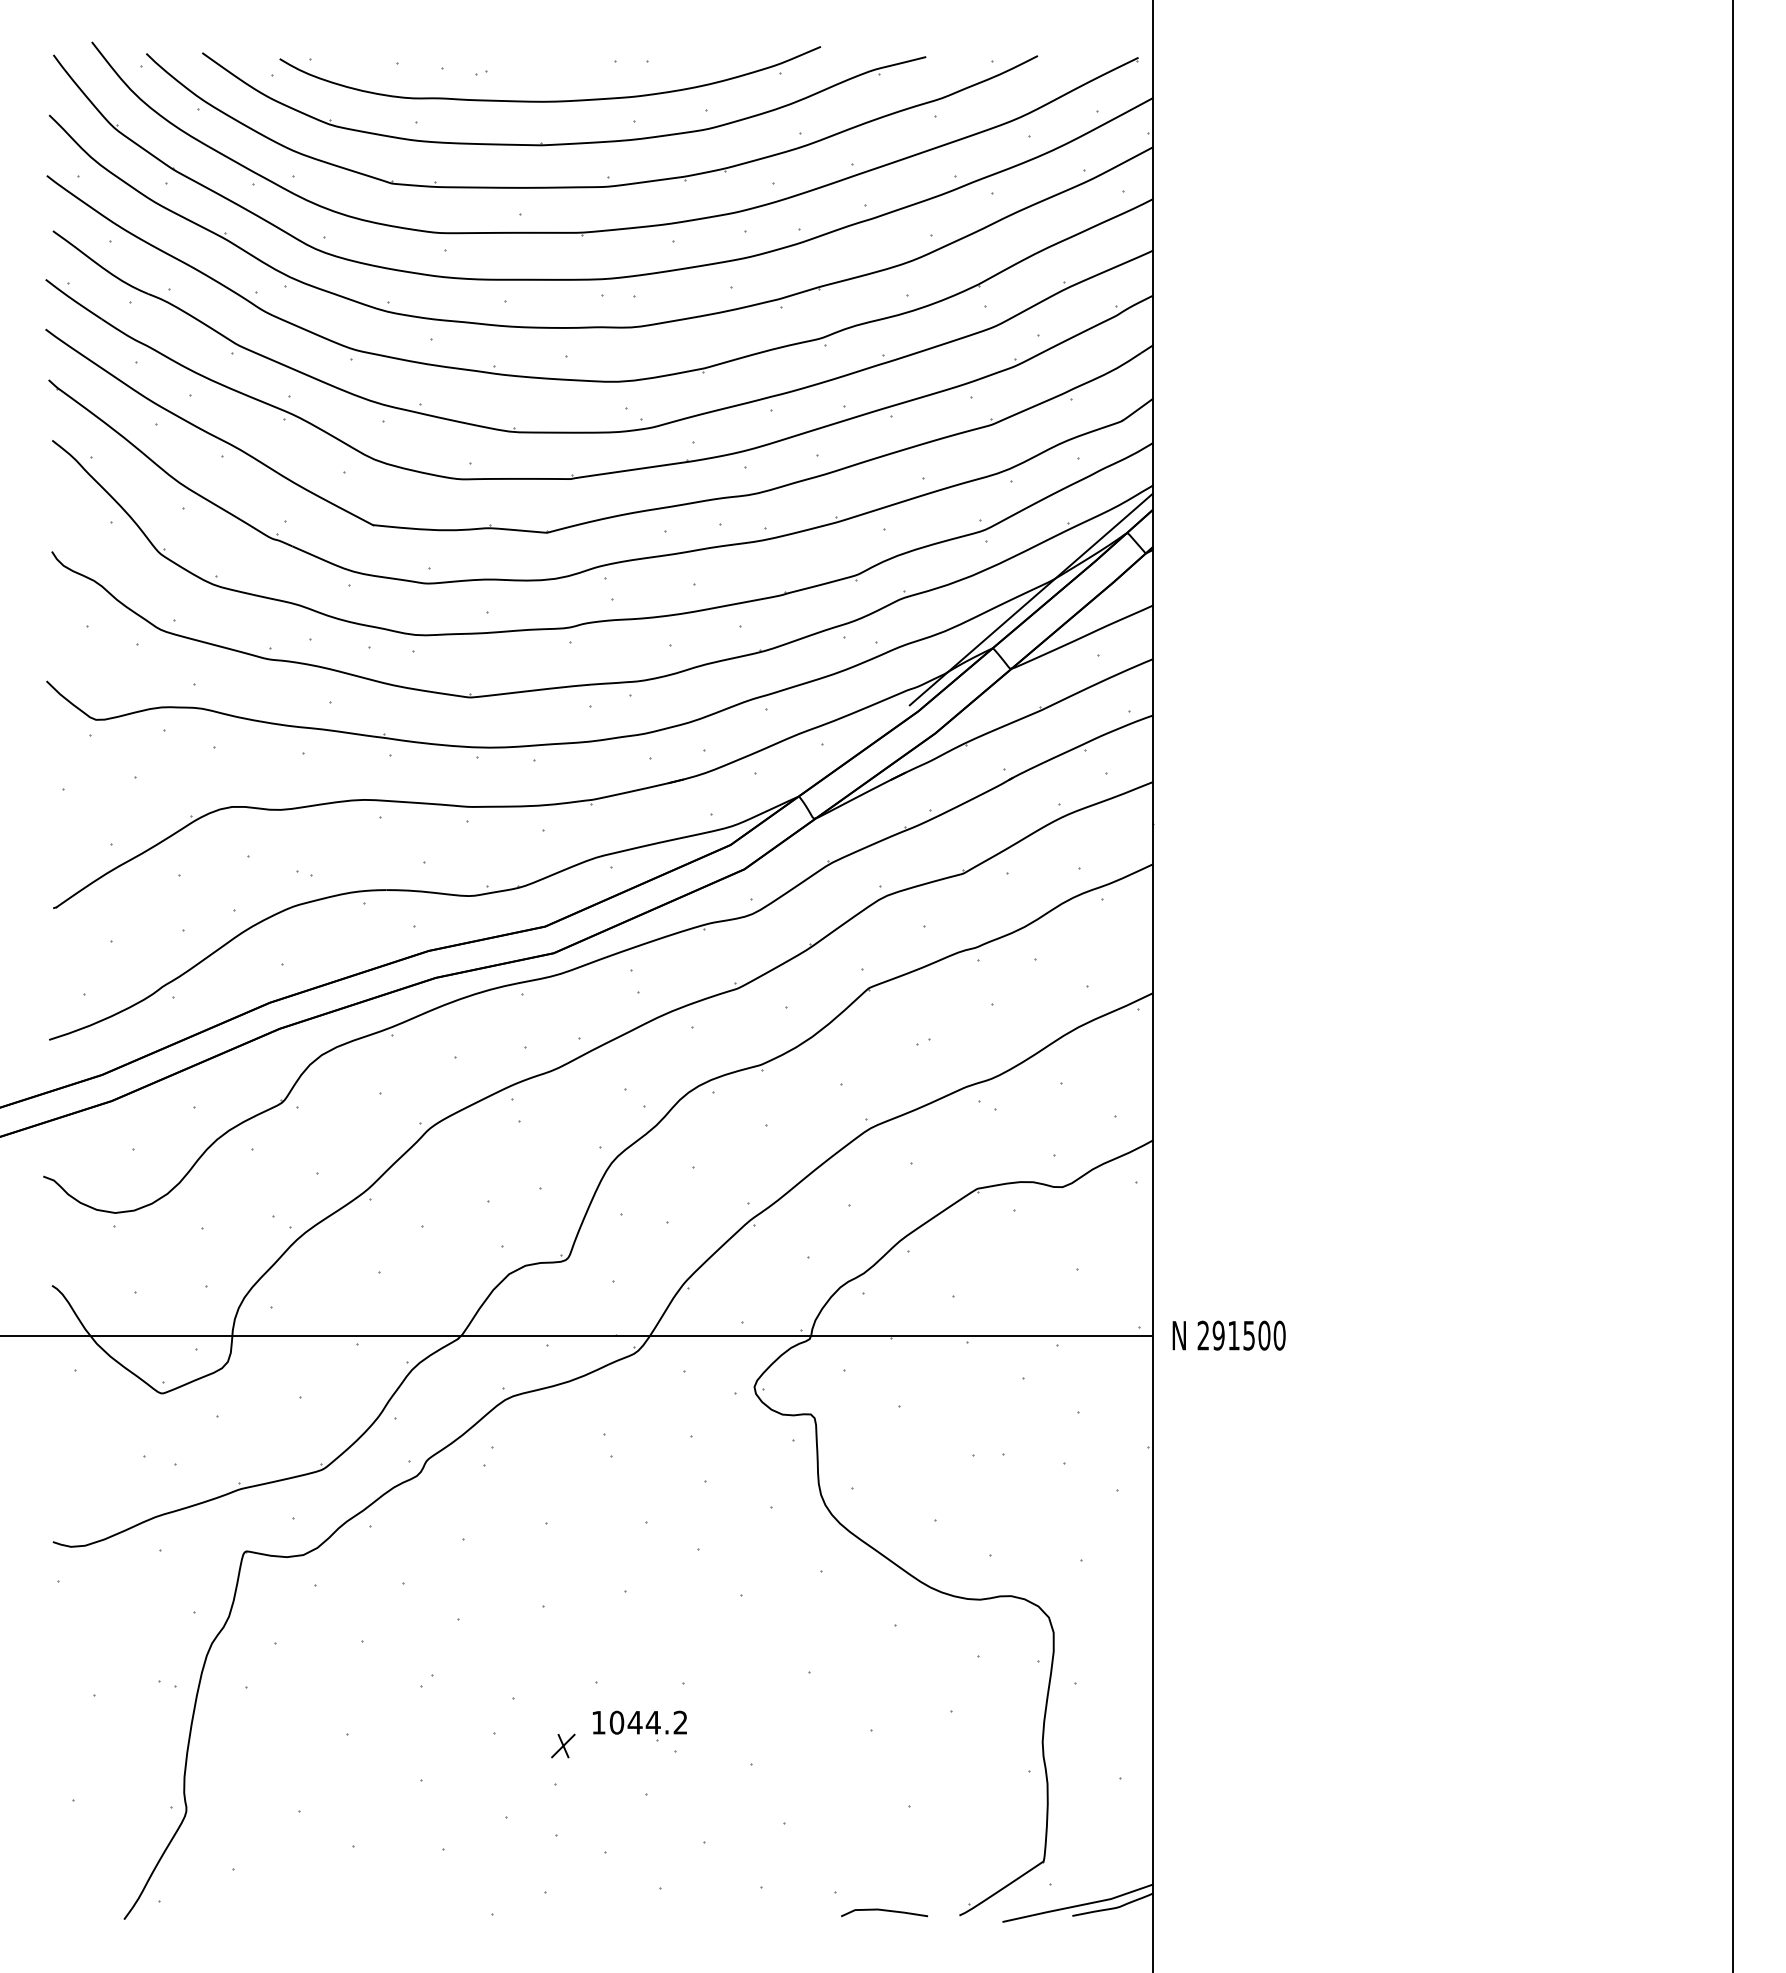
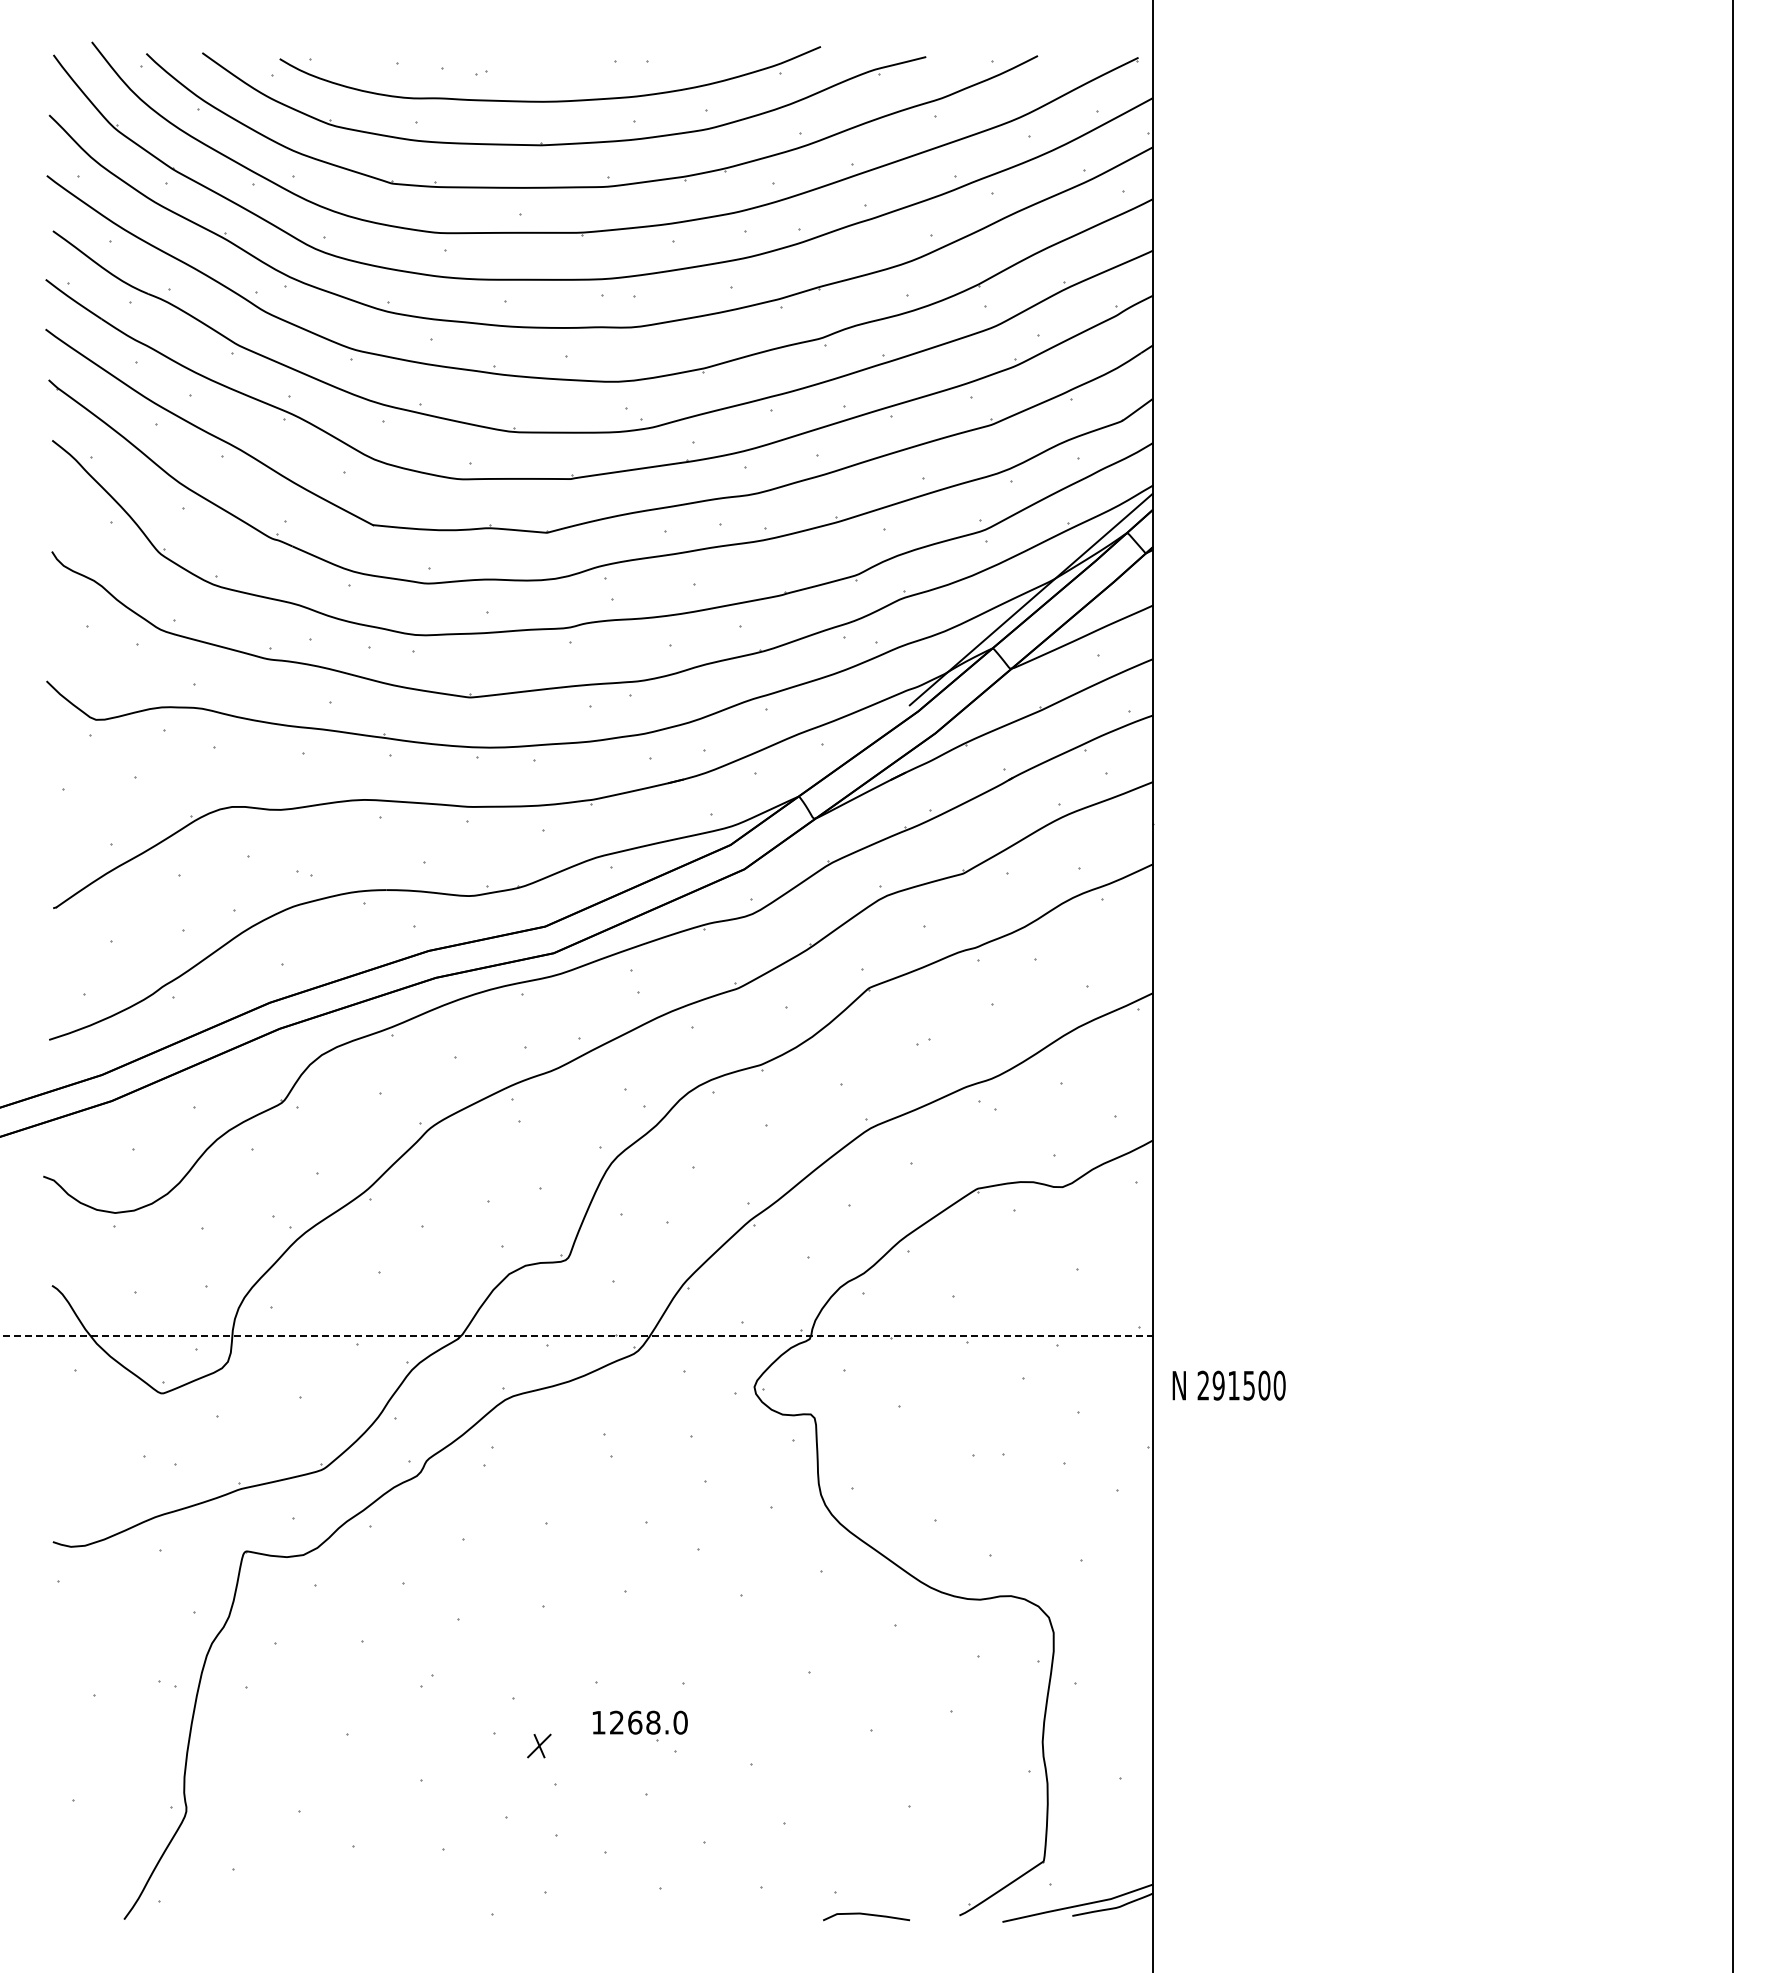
line: solid -> dashed (576, 1335)
text position: (1228, 1335) -> (1228, 1385) (1228, 1385)
text: 1044.2 -> 1268.0 (648, 1722)
part position: (563, 1745) -> (539, 1745) (539, 1745)
line position: (884, 1911) -> (866, 1915) (866, 1915)
